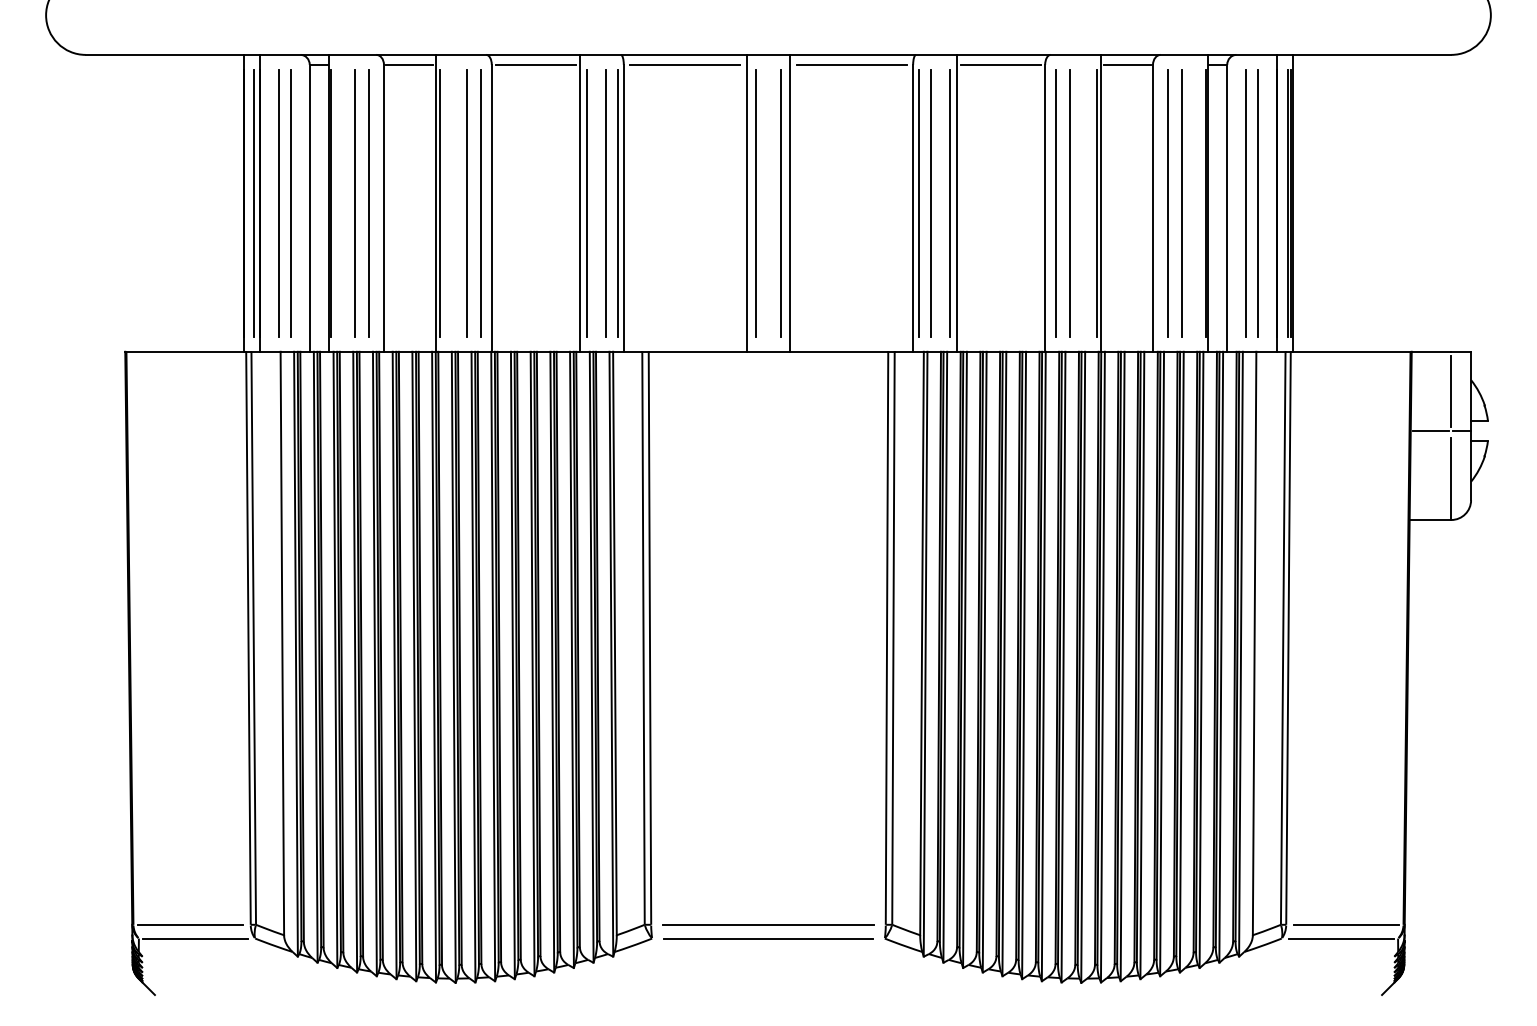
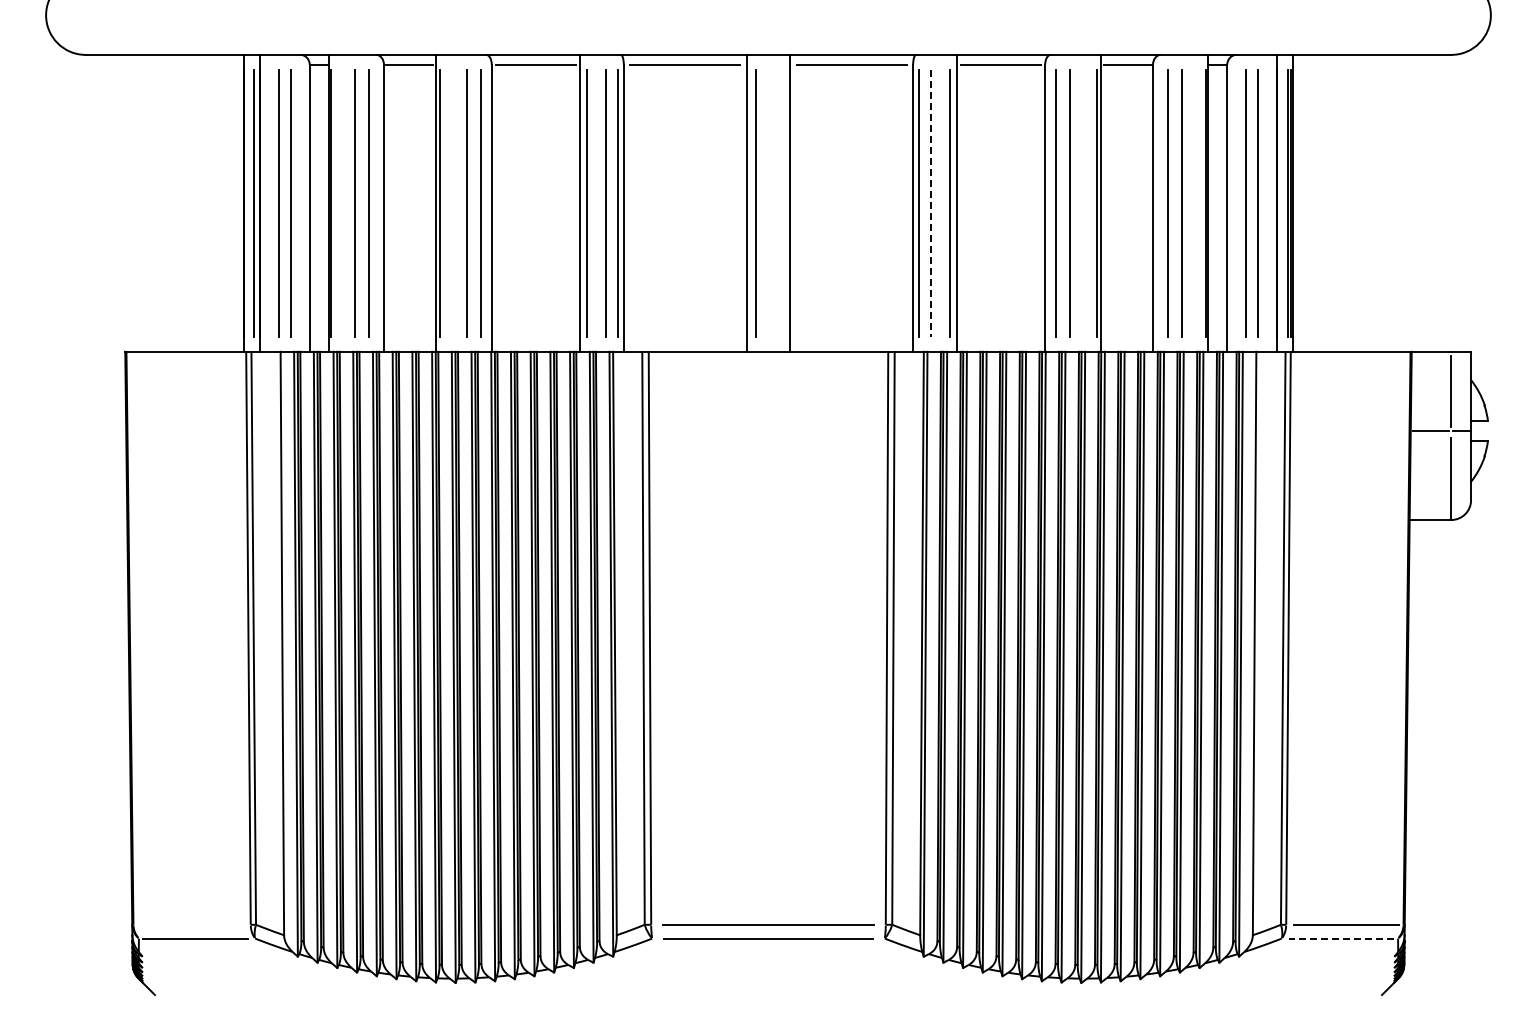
line: present -> none (780, 202)
line: solid -> dashed (931, 203)
line: present -> none (190, 924)
line: solid -> dashed (1341, 938)
